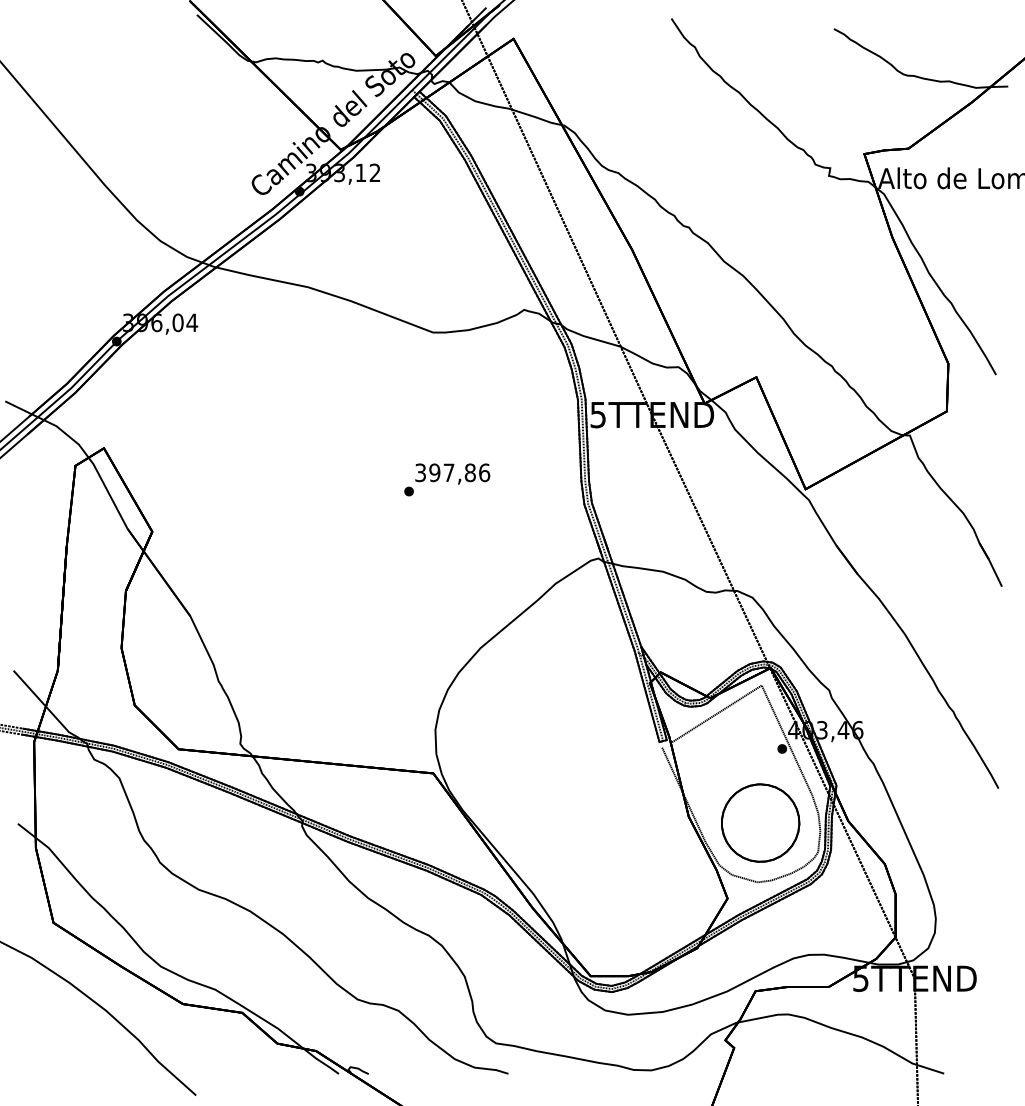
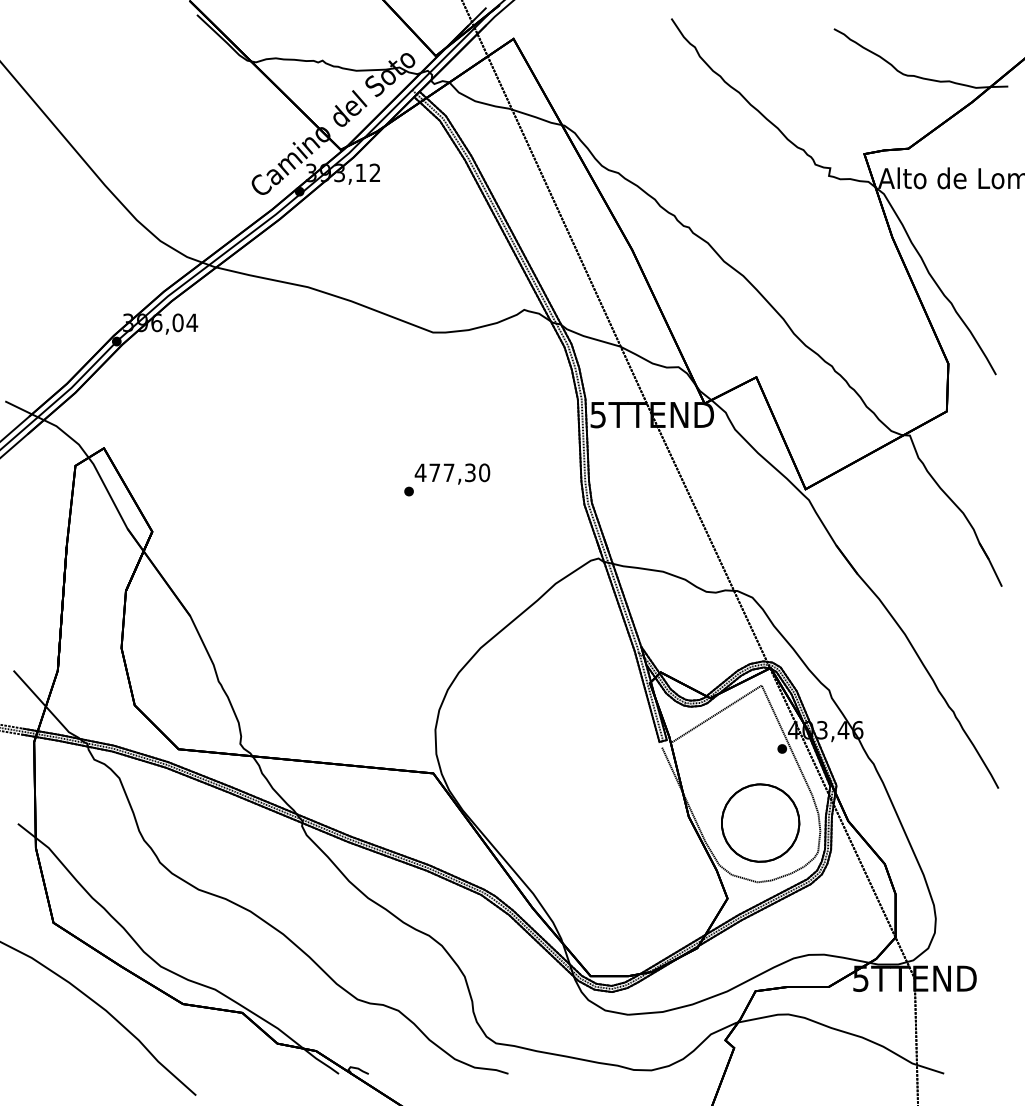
text: 397,86 -> 477,30 (452, 472)
